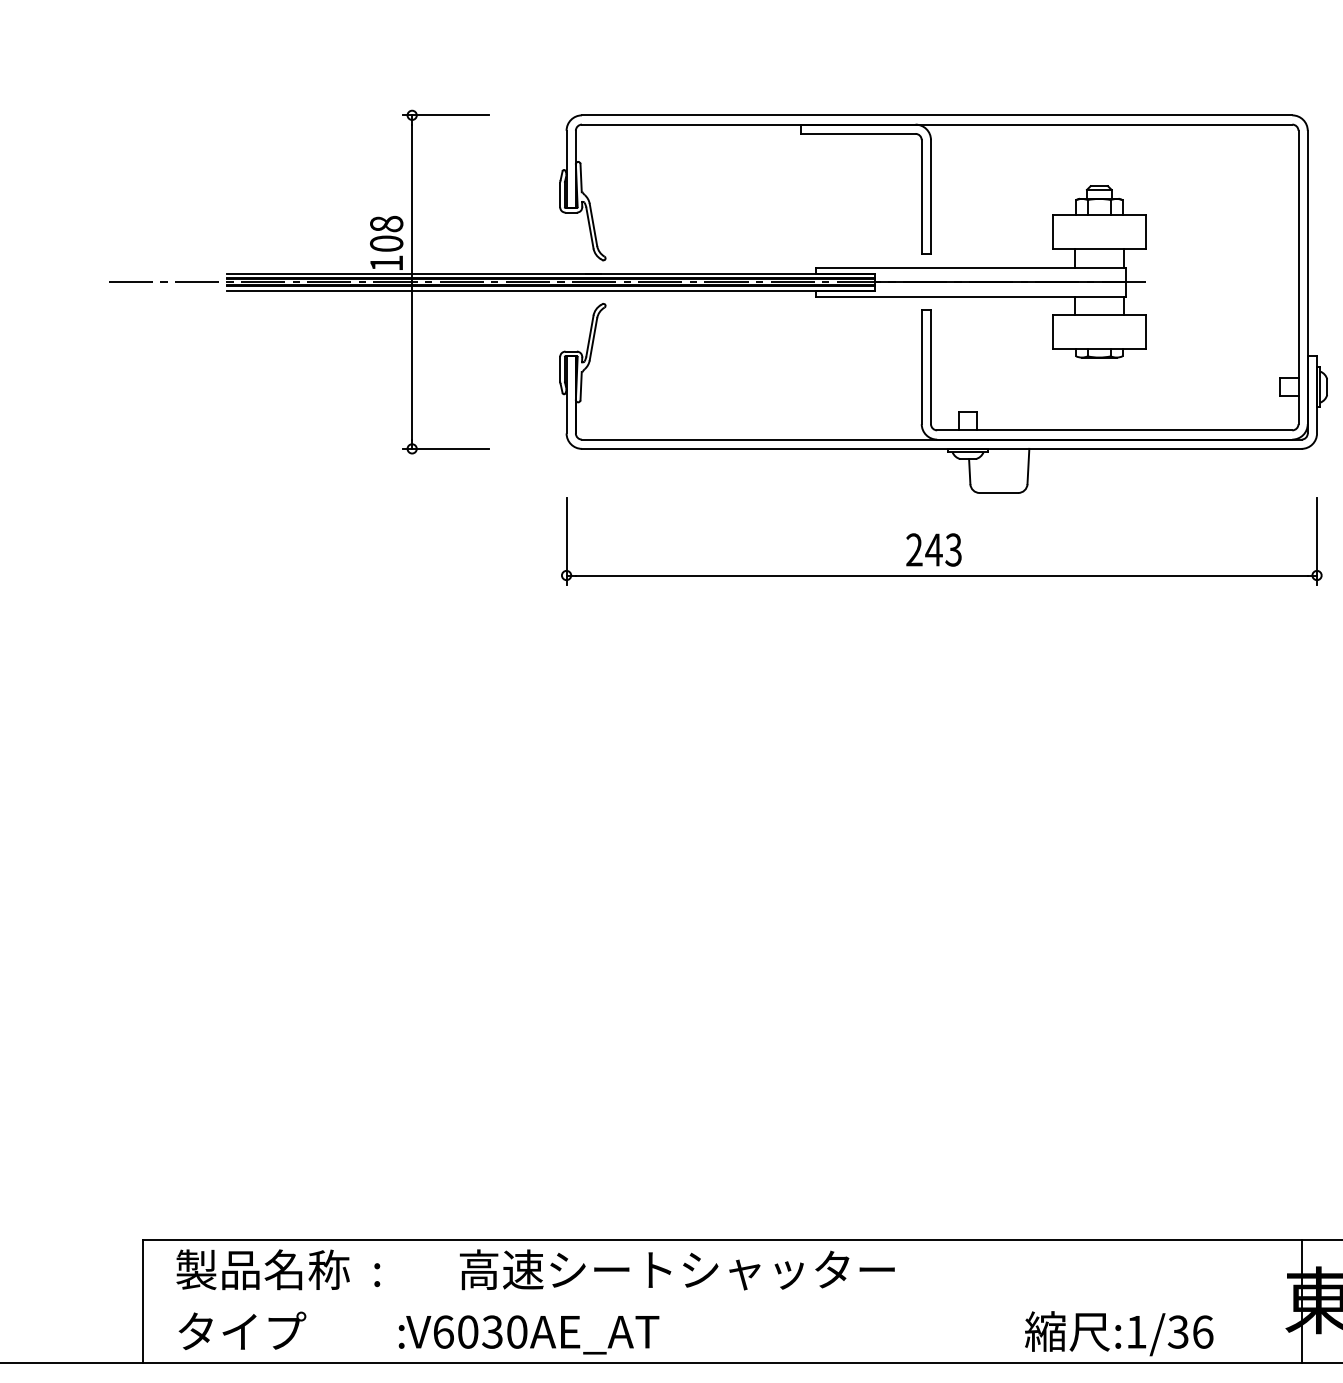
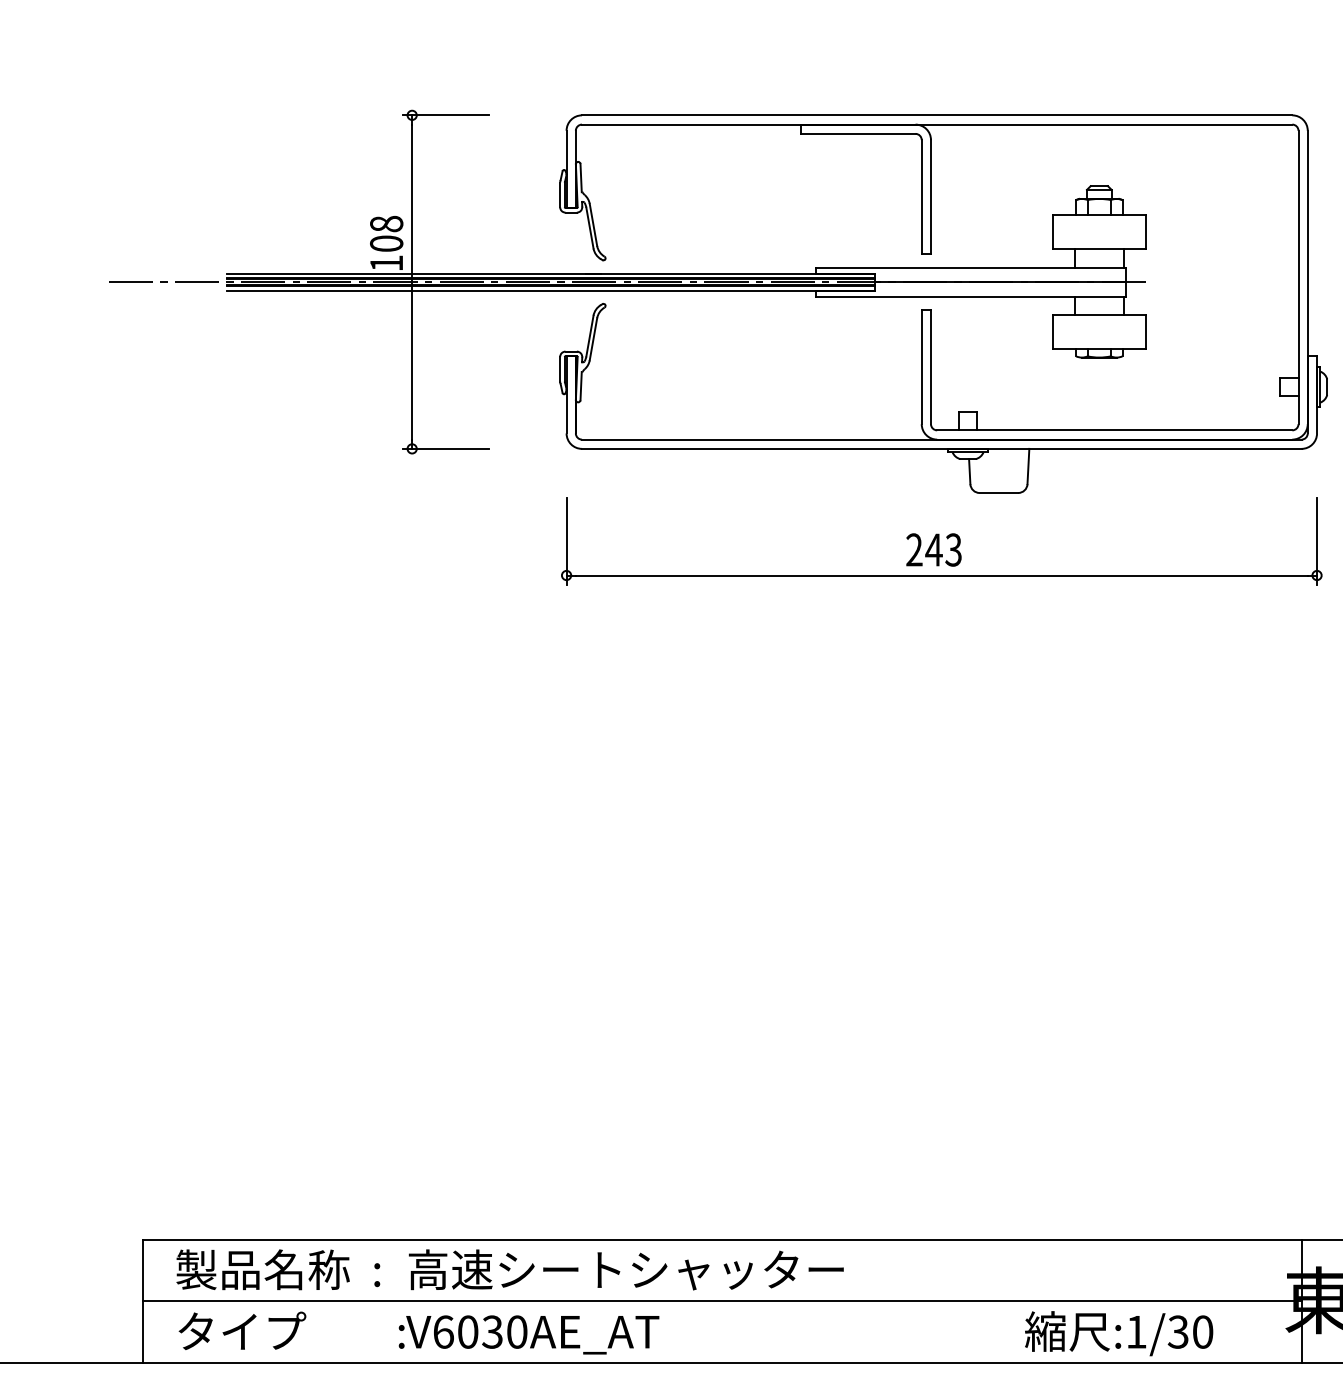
text position: (676, 1269) -> (625, 1269) (625, 1269)
line: none -> present (722, 1301)
text: :1/36 -> :1/30 (1203, 1331)
